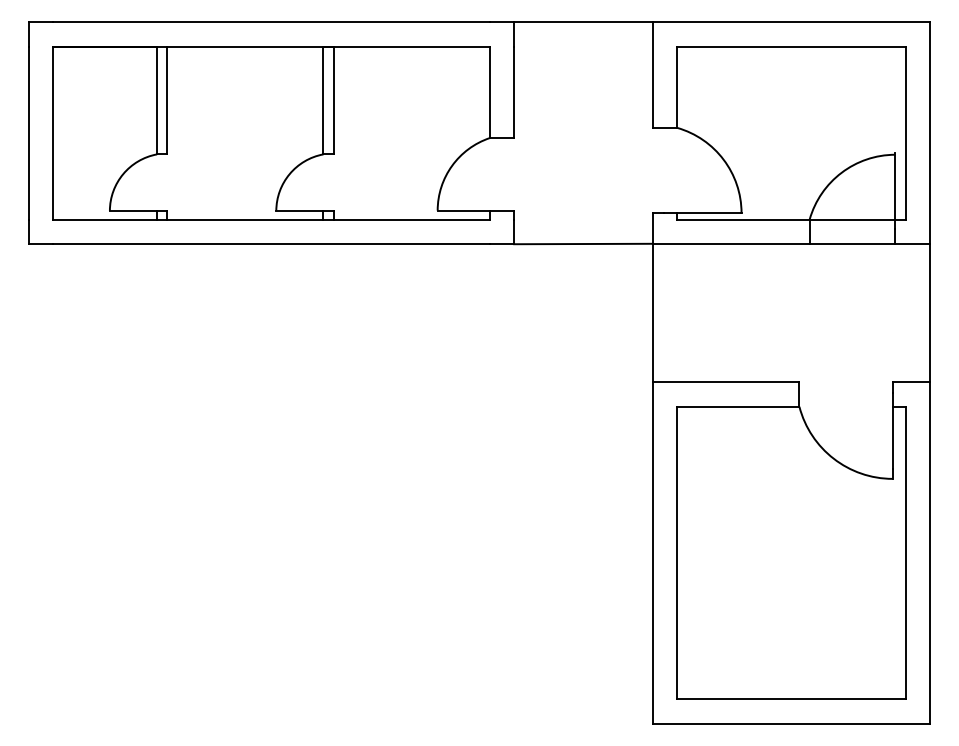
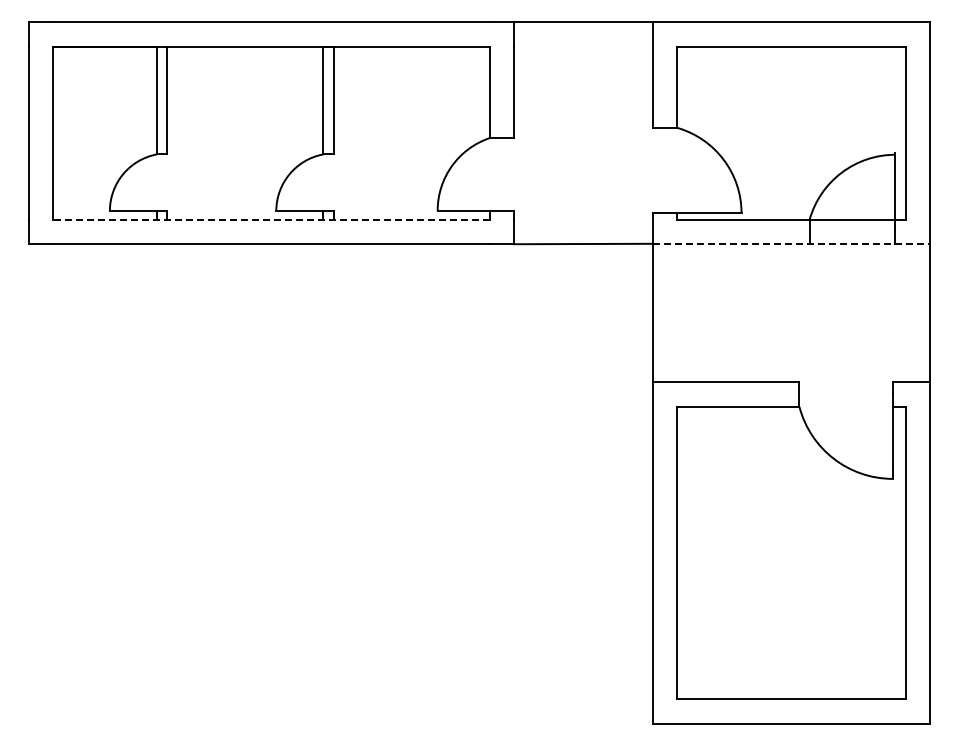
line: solid -> dashed (270, 219)
line: solid -> dashed (791, 243)
